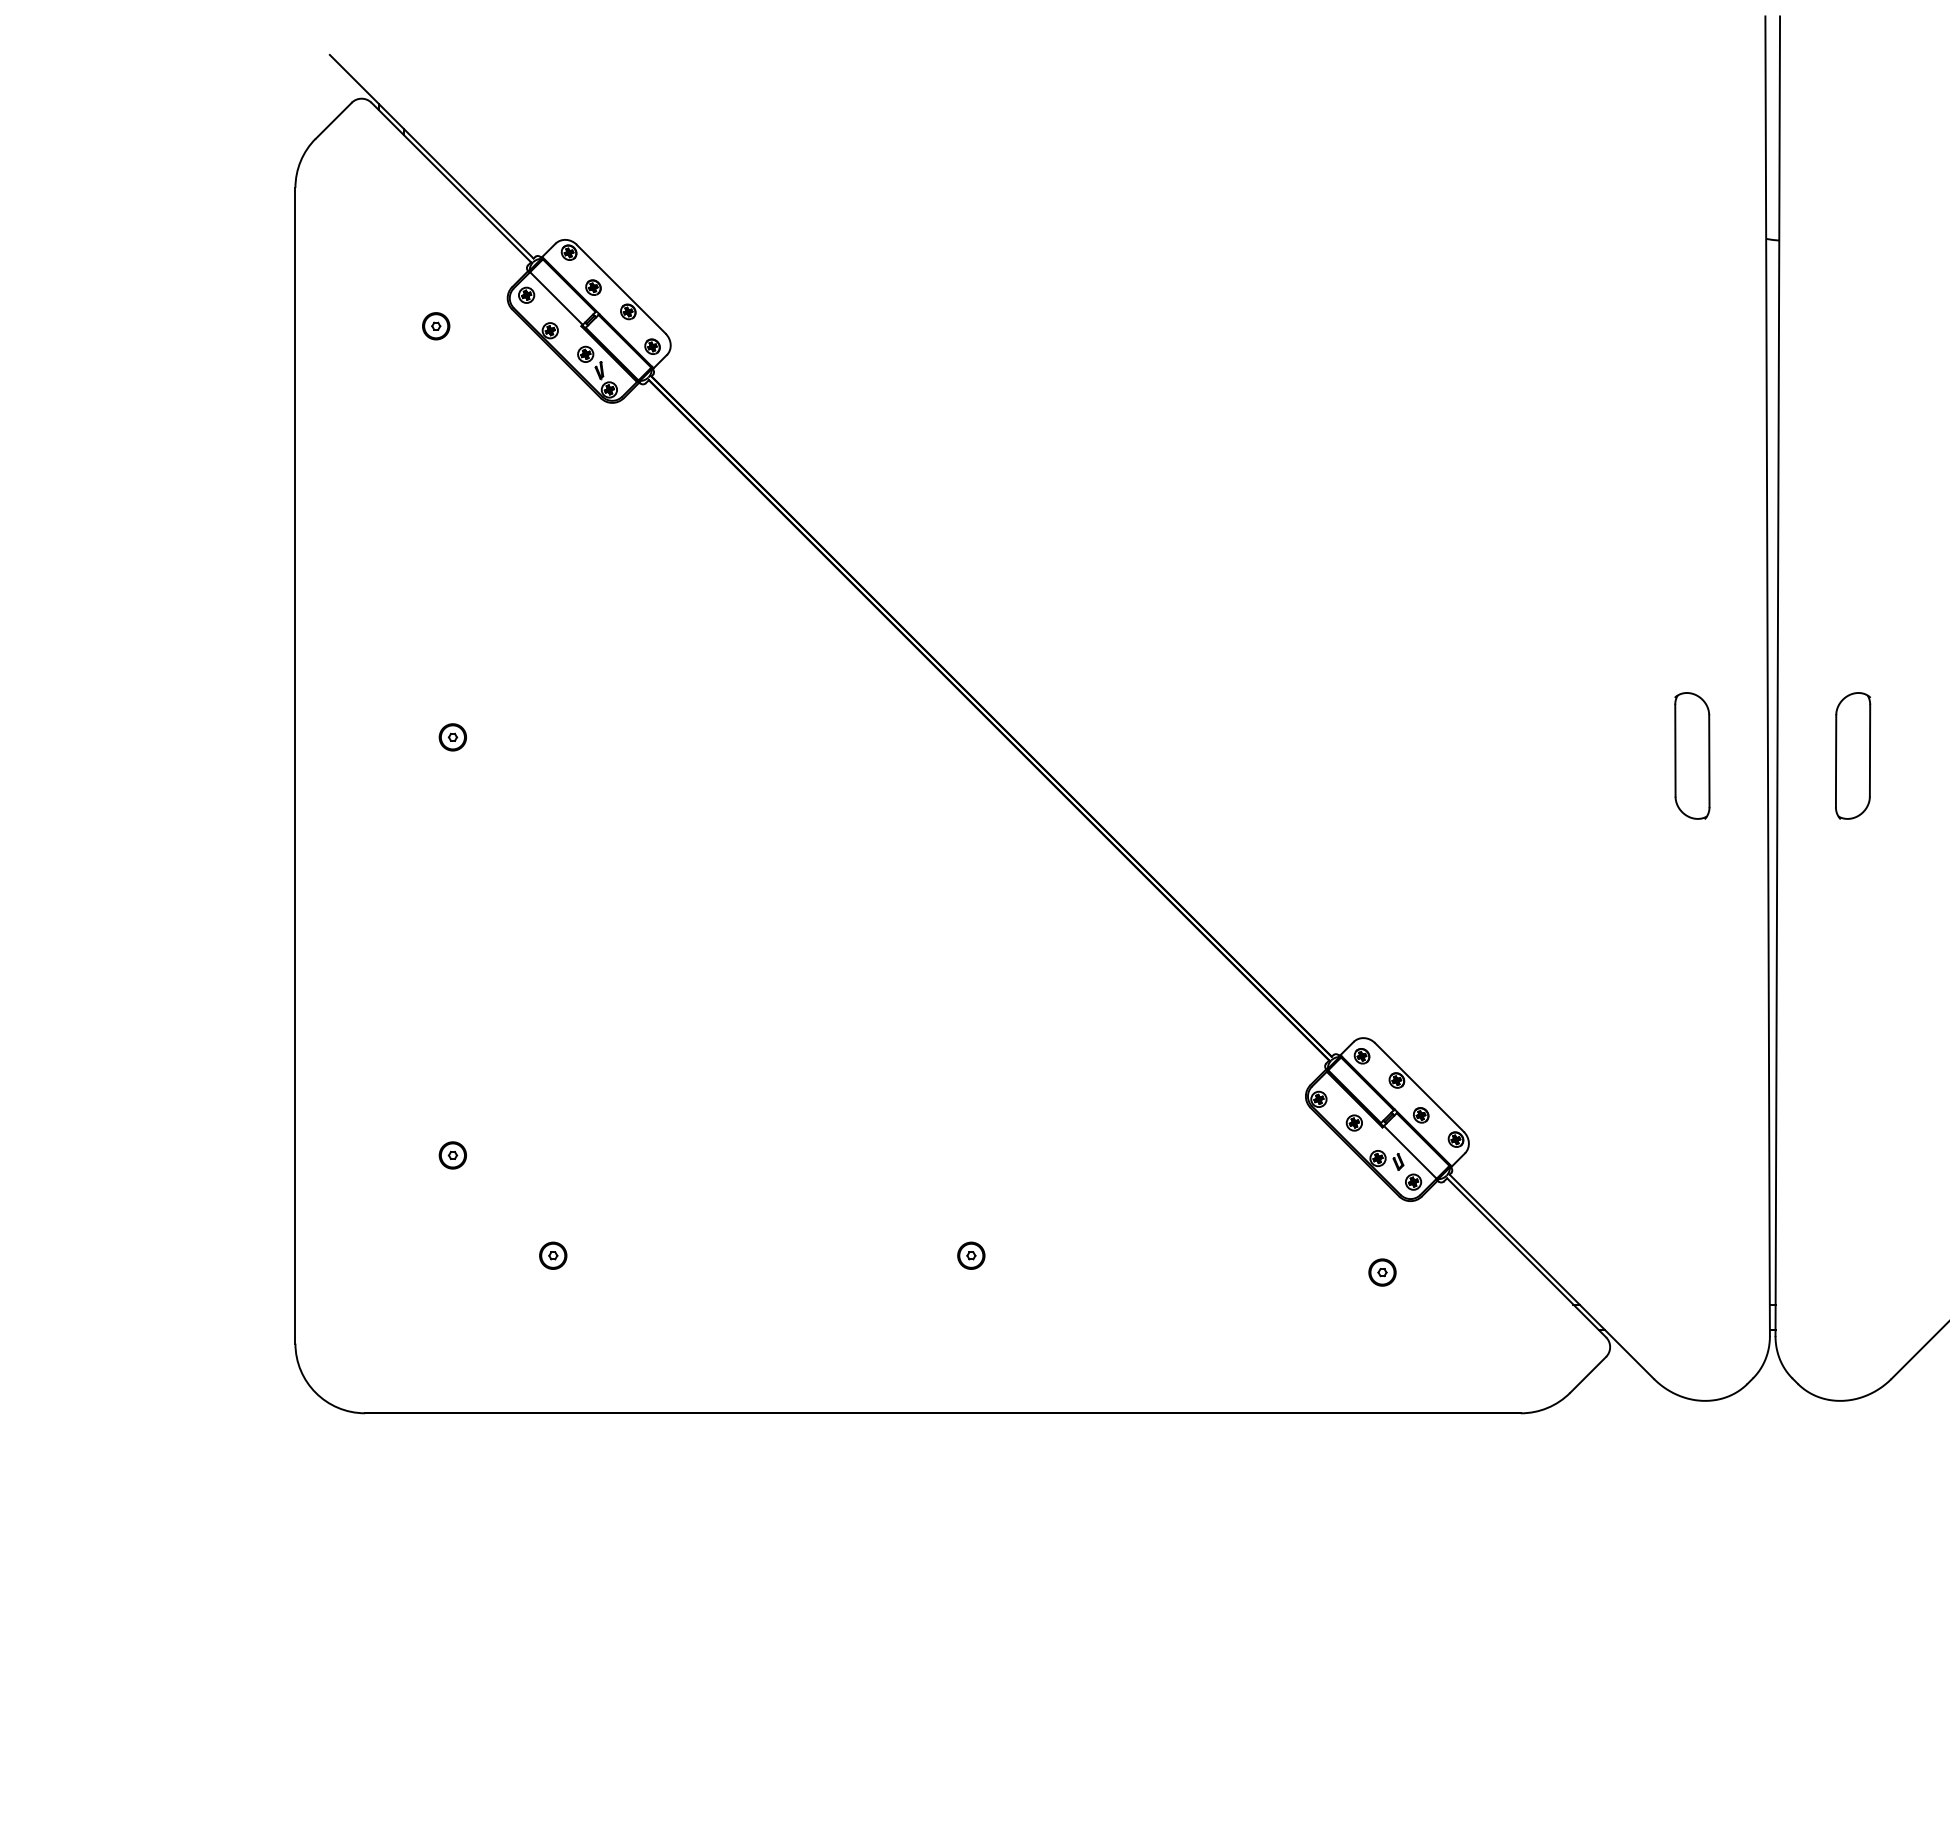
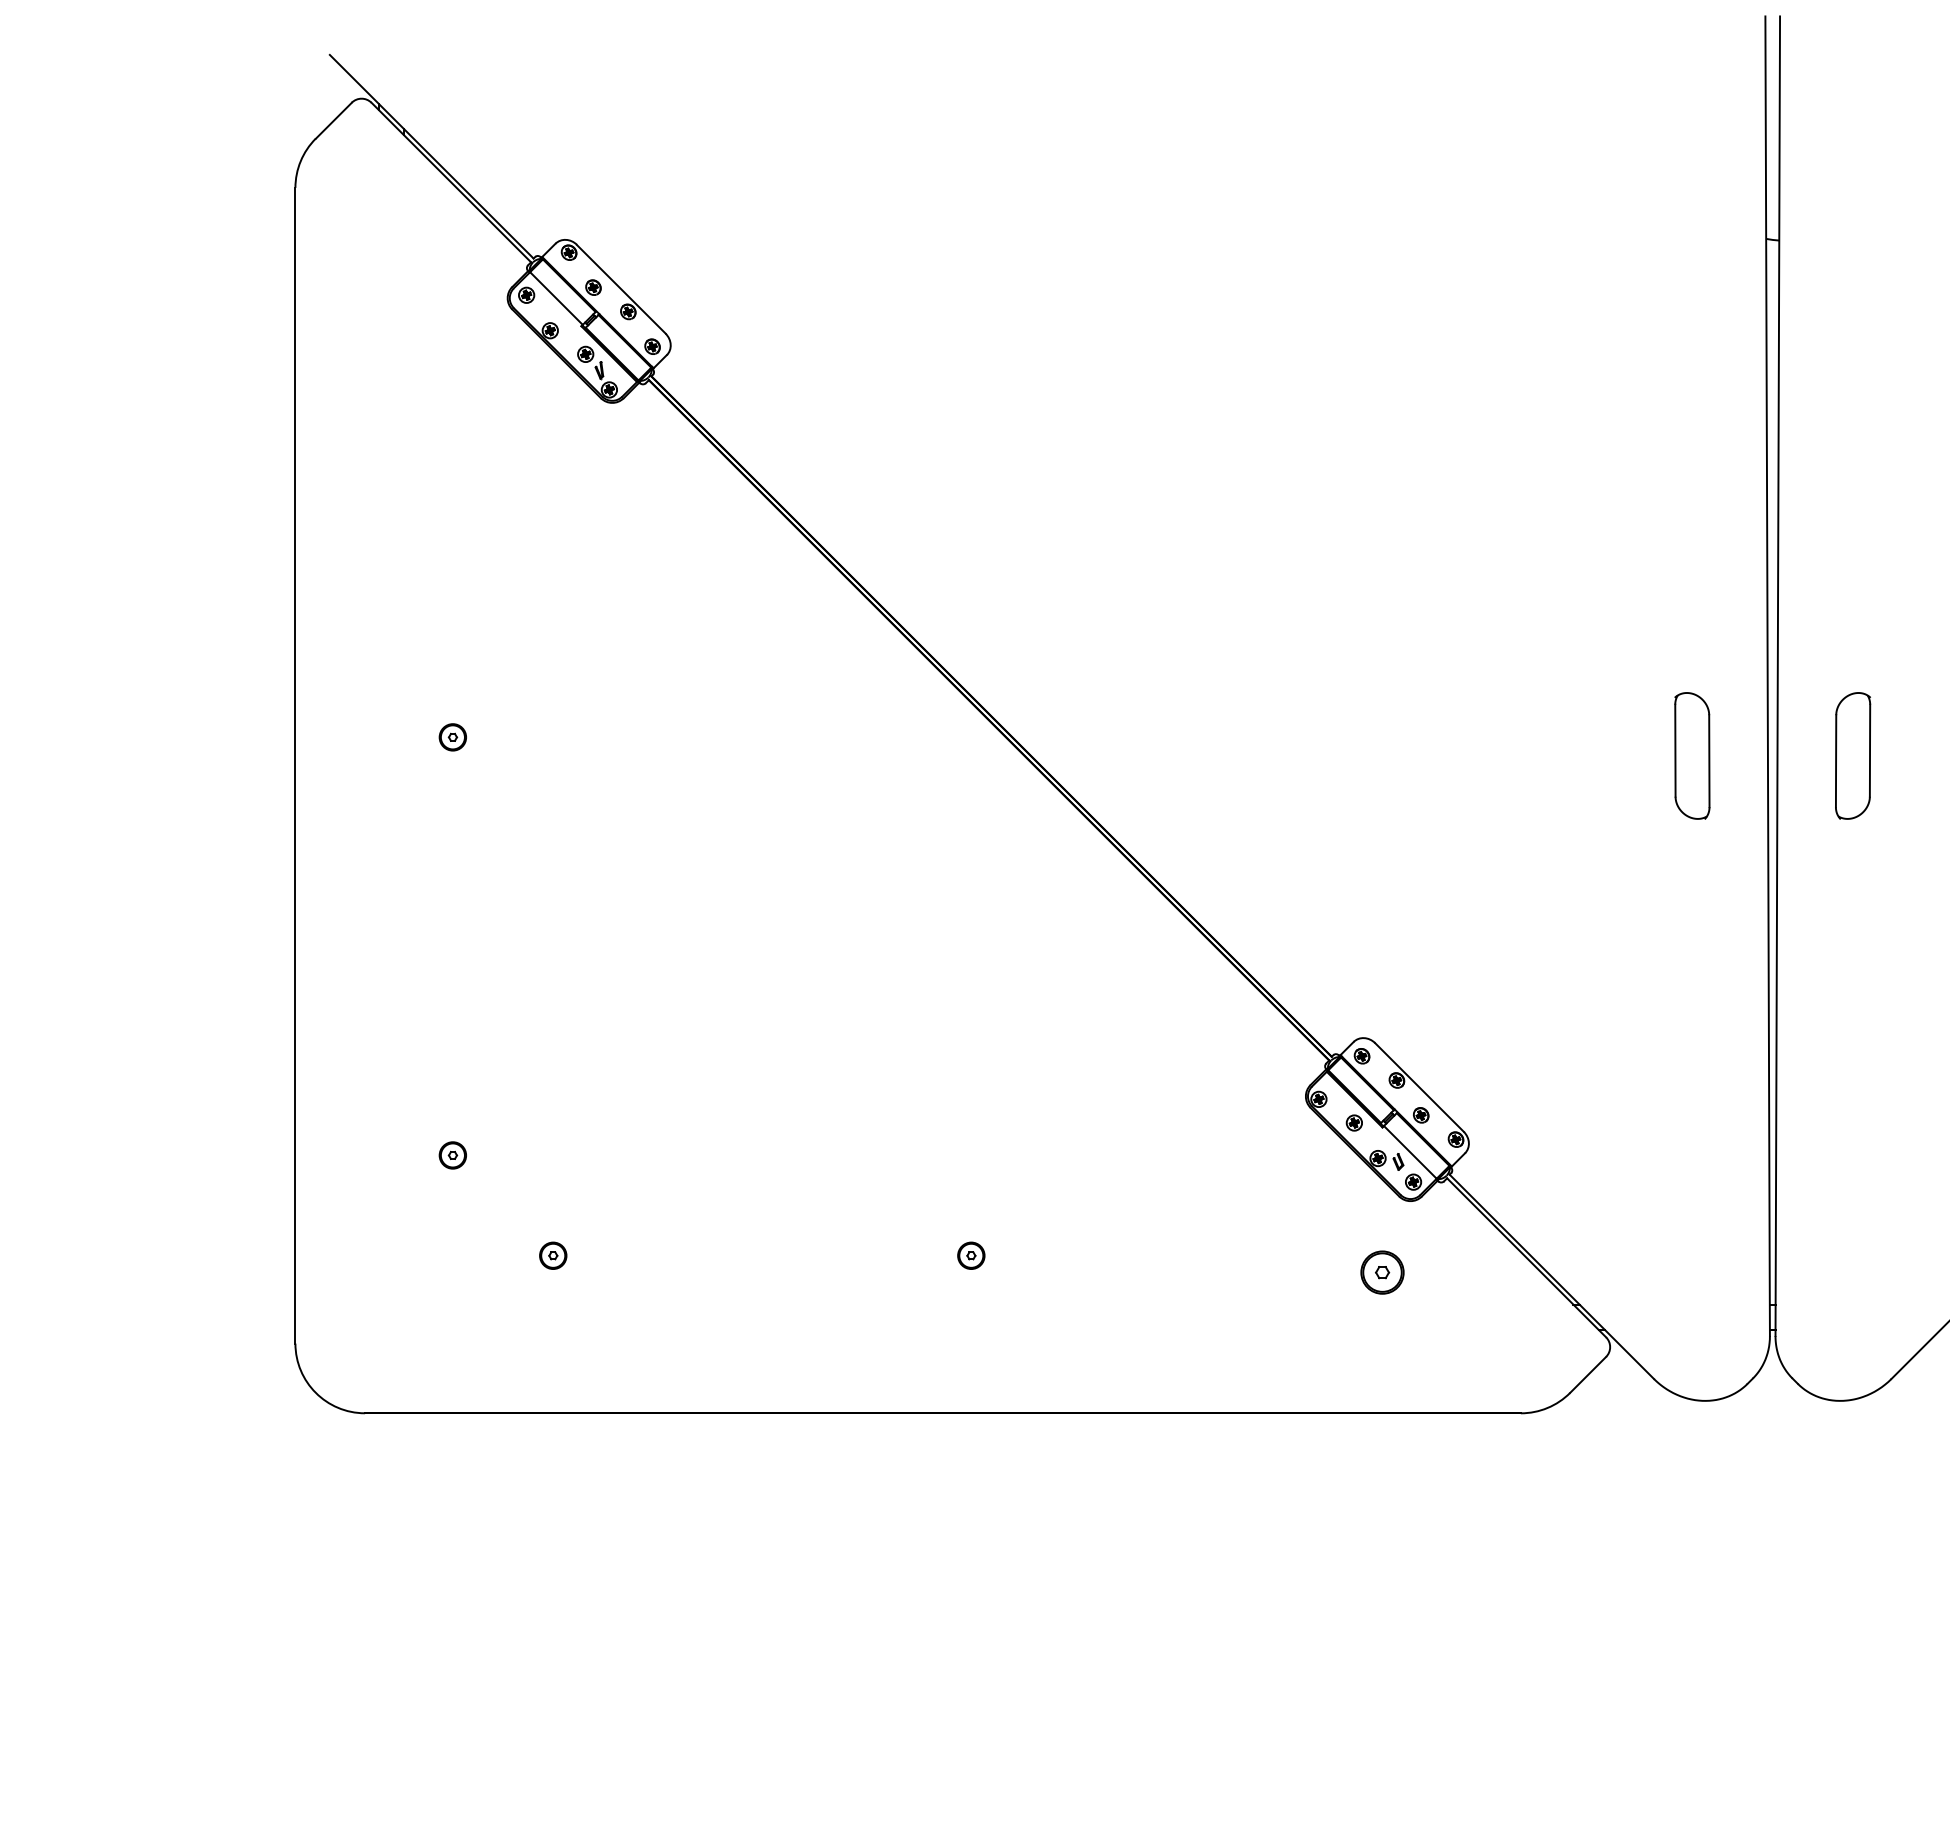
part: present -> none (436, 326)
part size: 29x29 px -> 45x45 px (1382, 1272)
